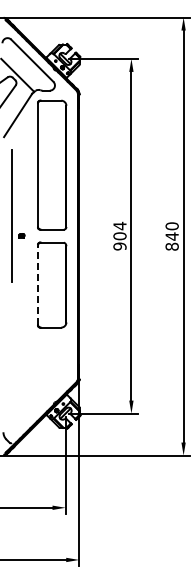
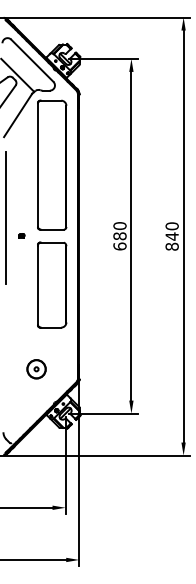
line position: (11, 215) -> (5, 217) (5, 217)
text: 904 -> 680 (119, 235)
line: dashed -> solid (38, 285)
part: none -> present (36, 369)
